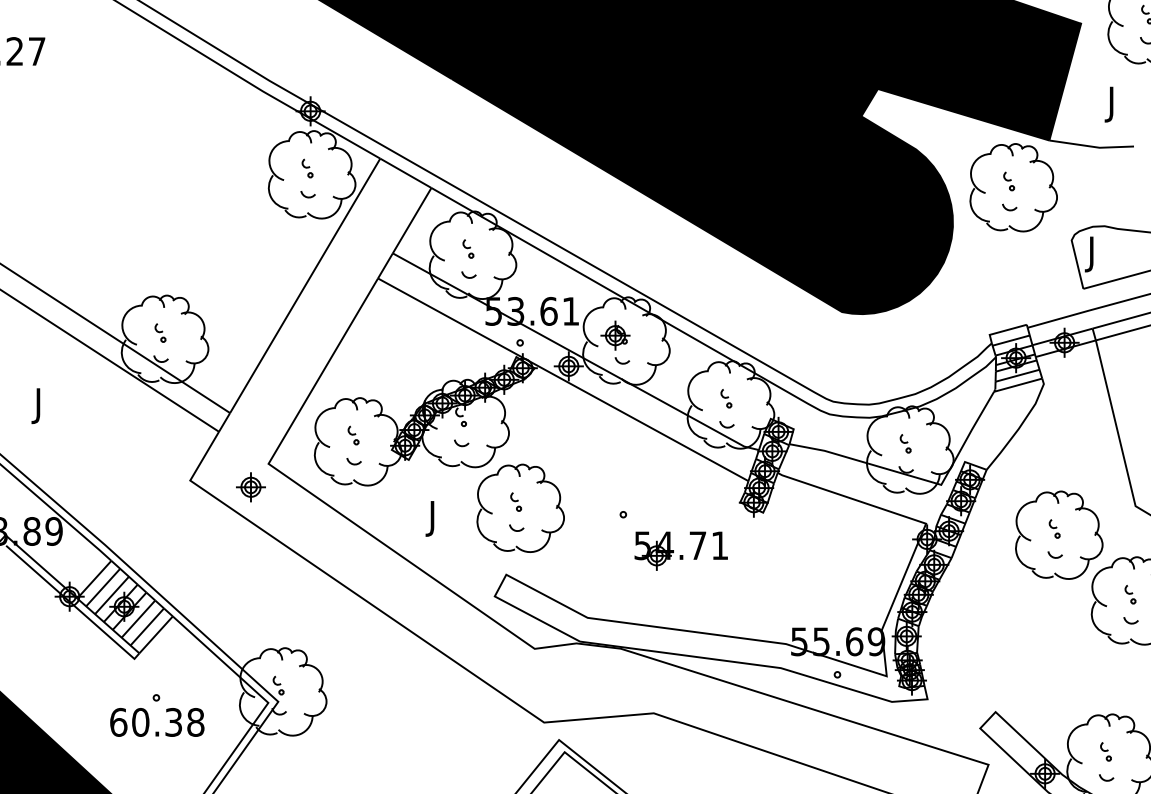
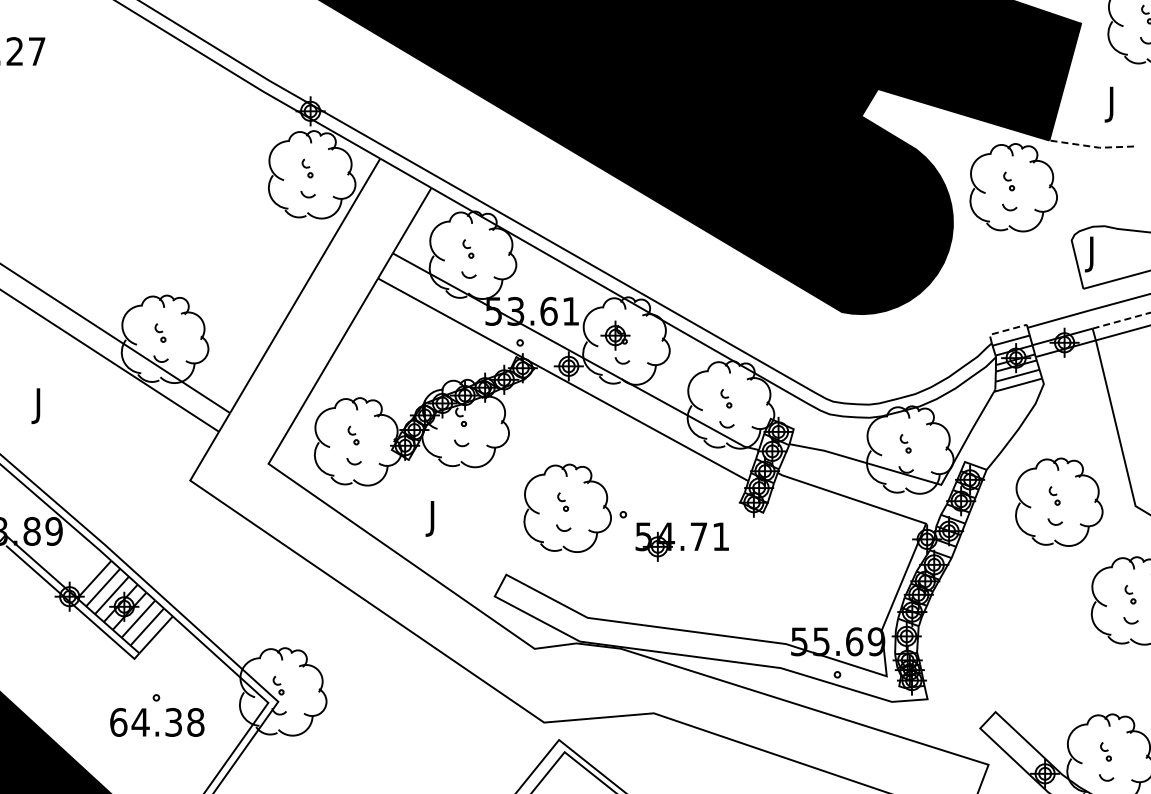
line: solid -> dashed (1091, 146)
line: solid -> dashed (1121, 320)
line: solid -> dashed (1004, 331)
part: present -> none (250, 487)
part position: (520, 507) -> (567, 507) (567, 507)
part position: (1059, 534) -> (1059, 501) (1059, 501)
part position: (680, 550) -> (681, 541) (681, 541)
text: 60.38 -> 64.38 (140, 722)
